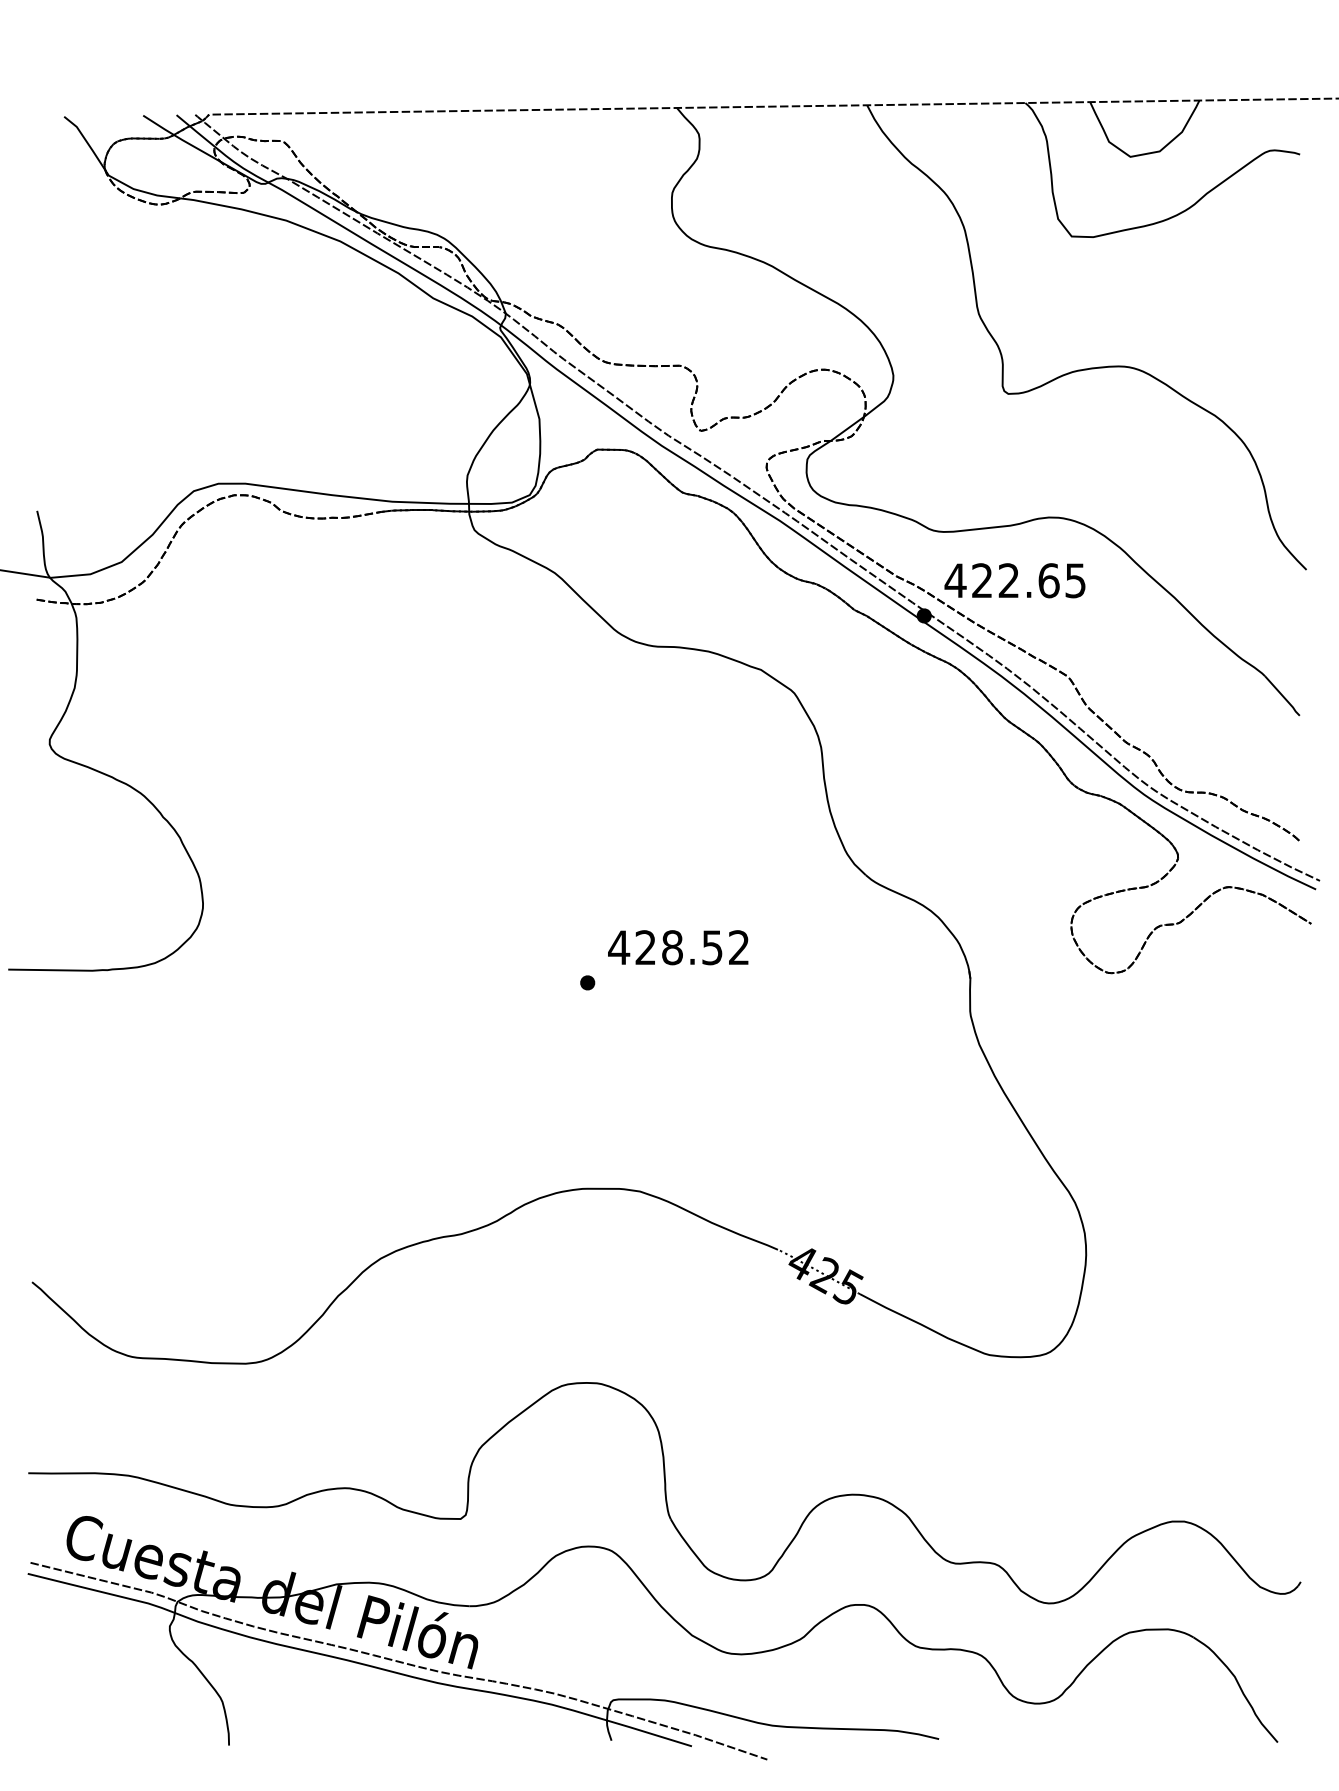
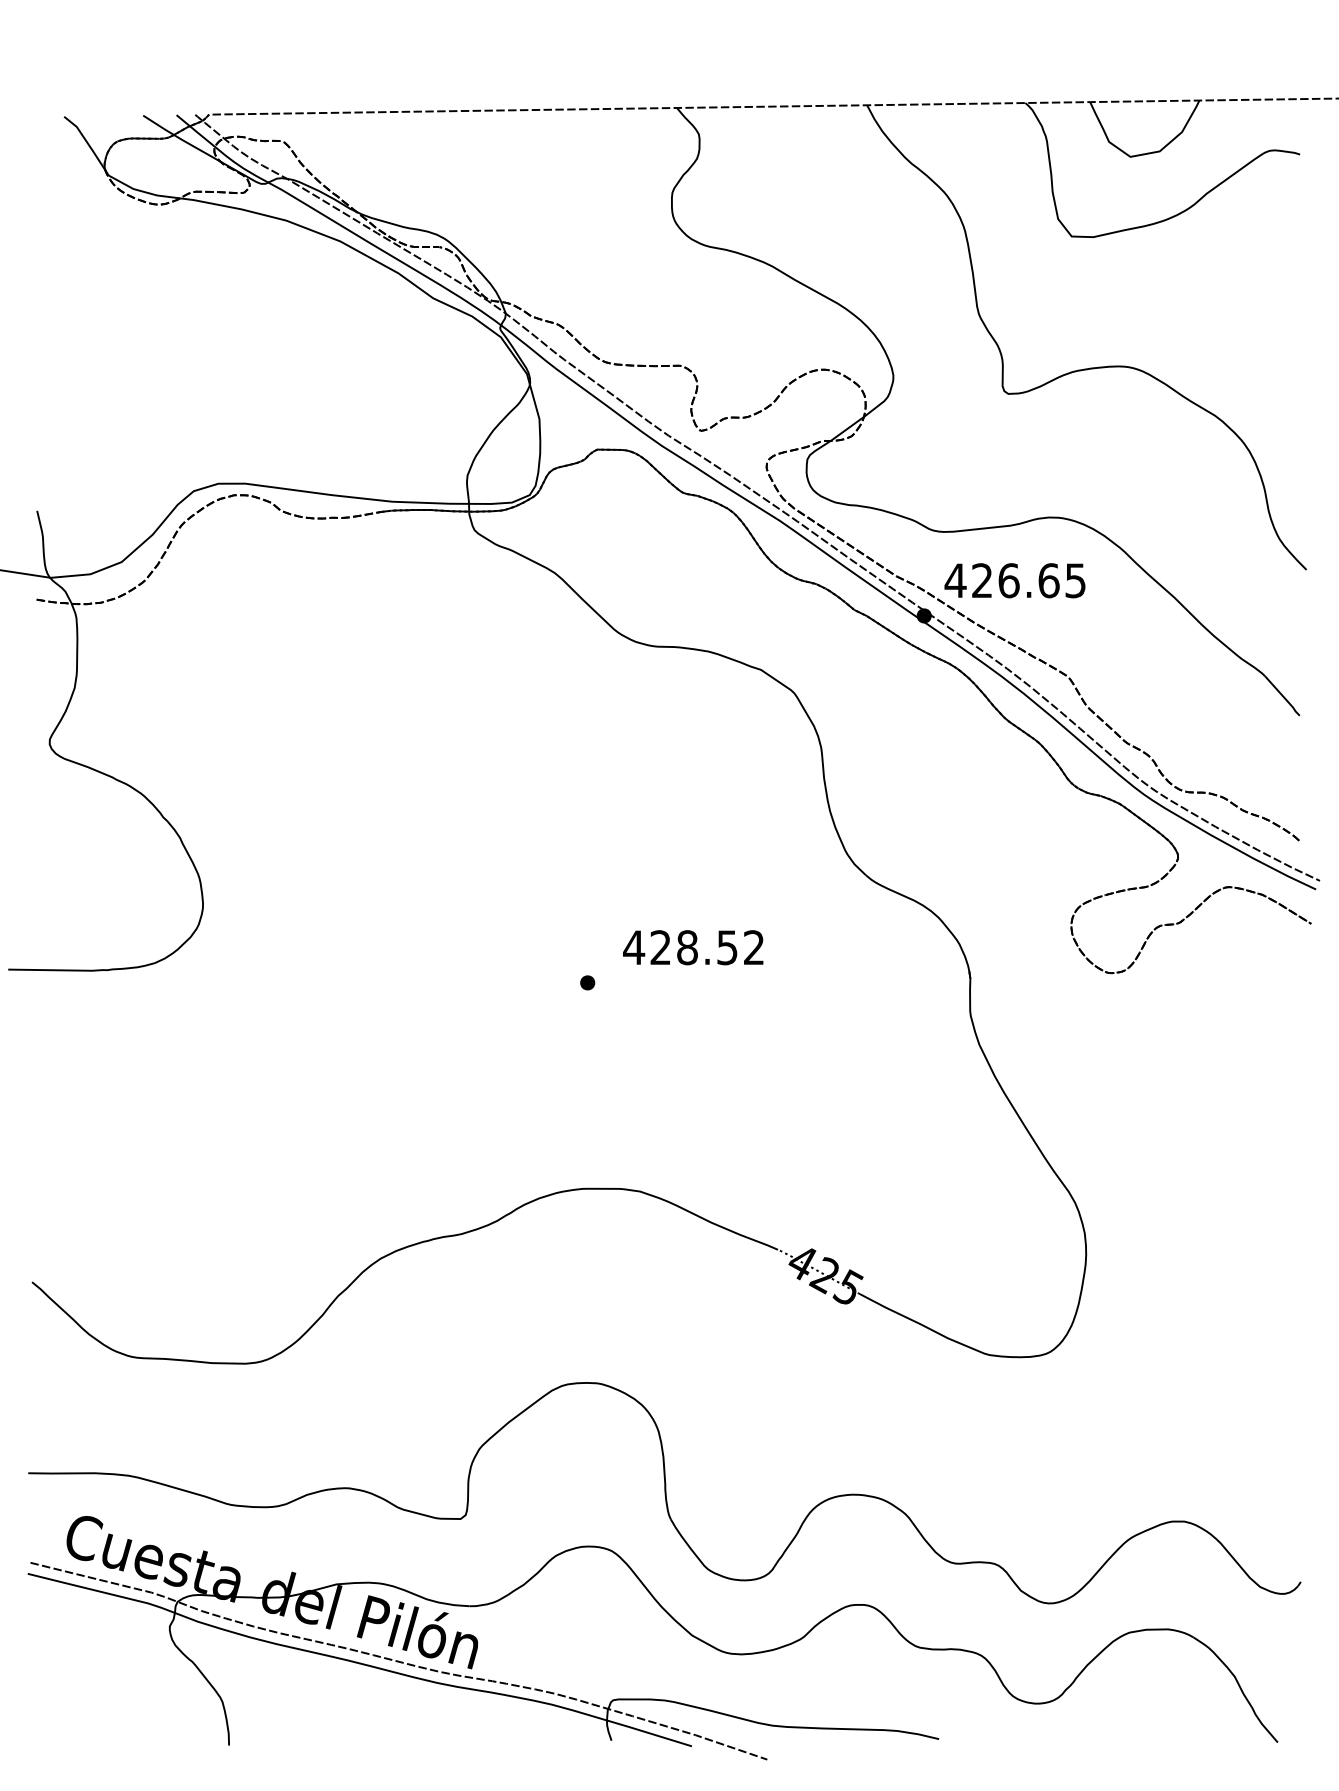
text: 422.65 -> 426.65 (1008, 580)
text position: (678, 947) -> (693, 947) (693, 947)
